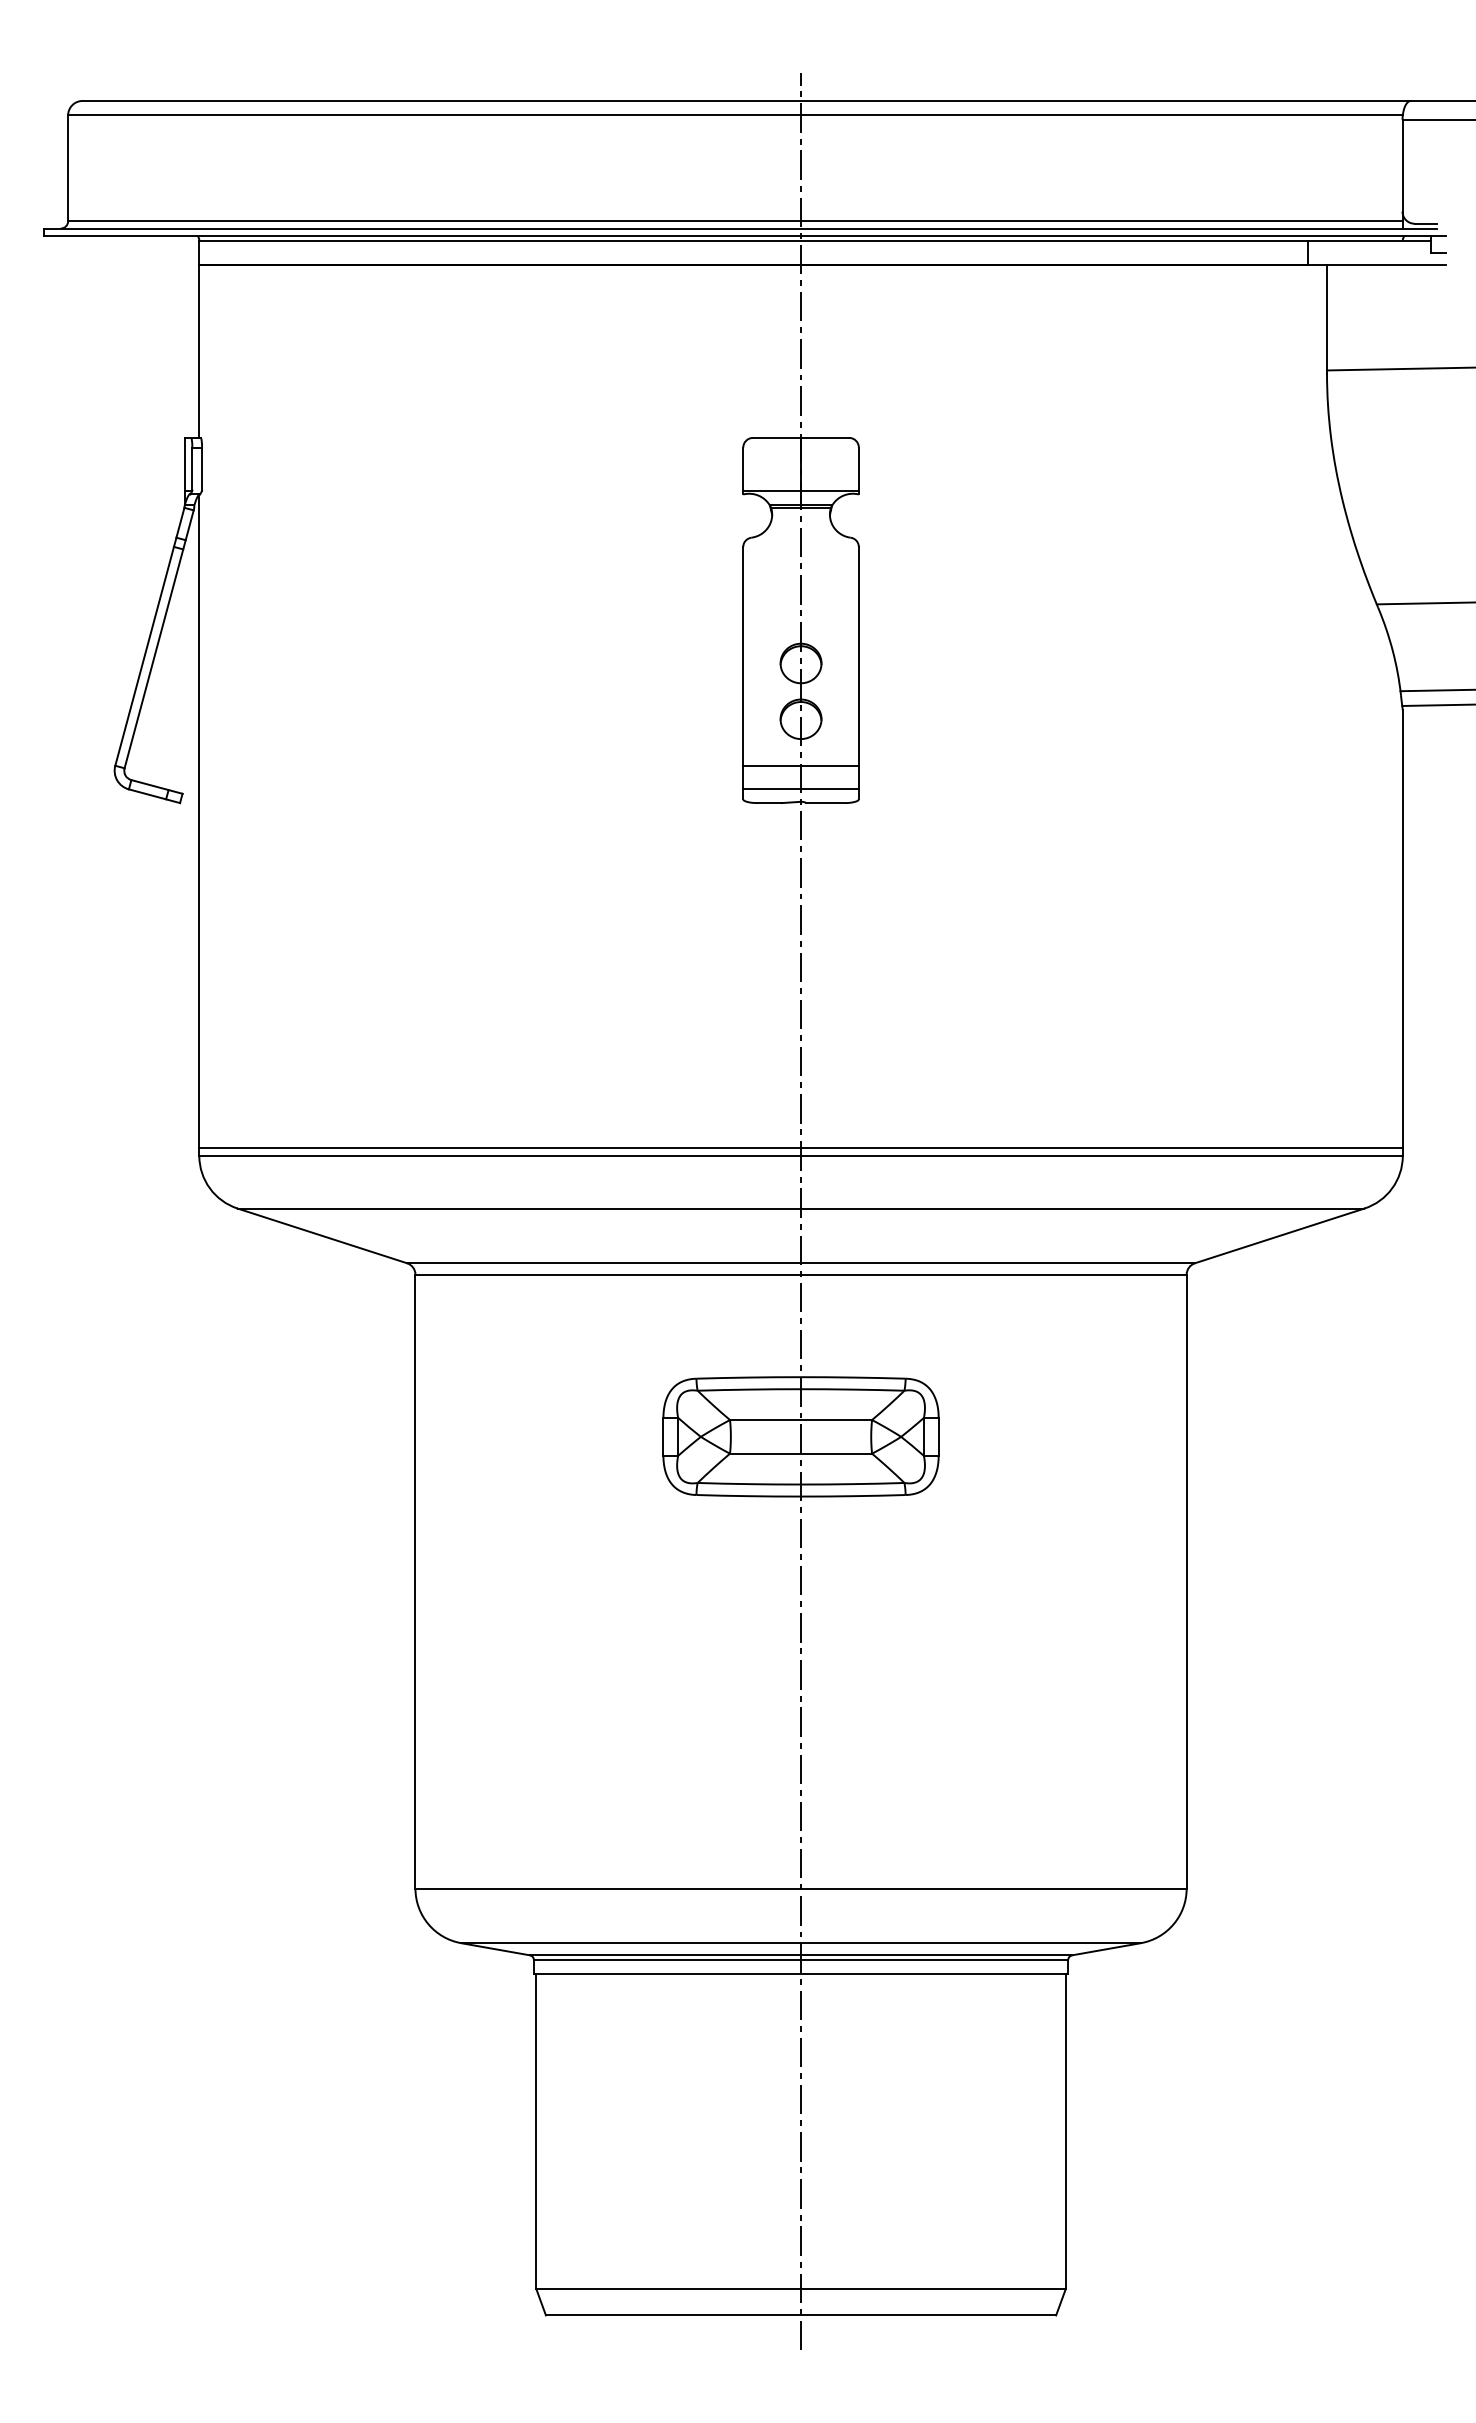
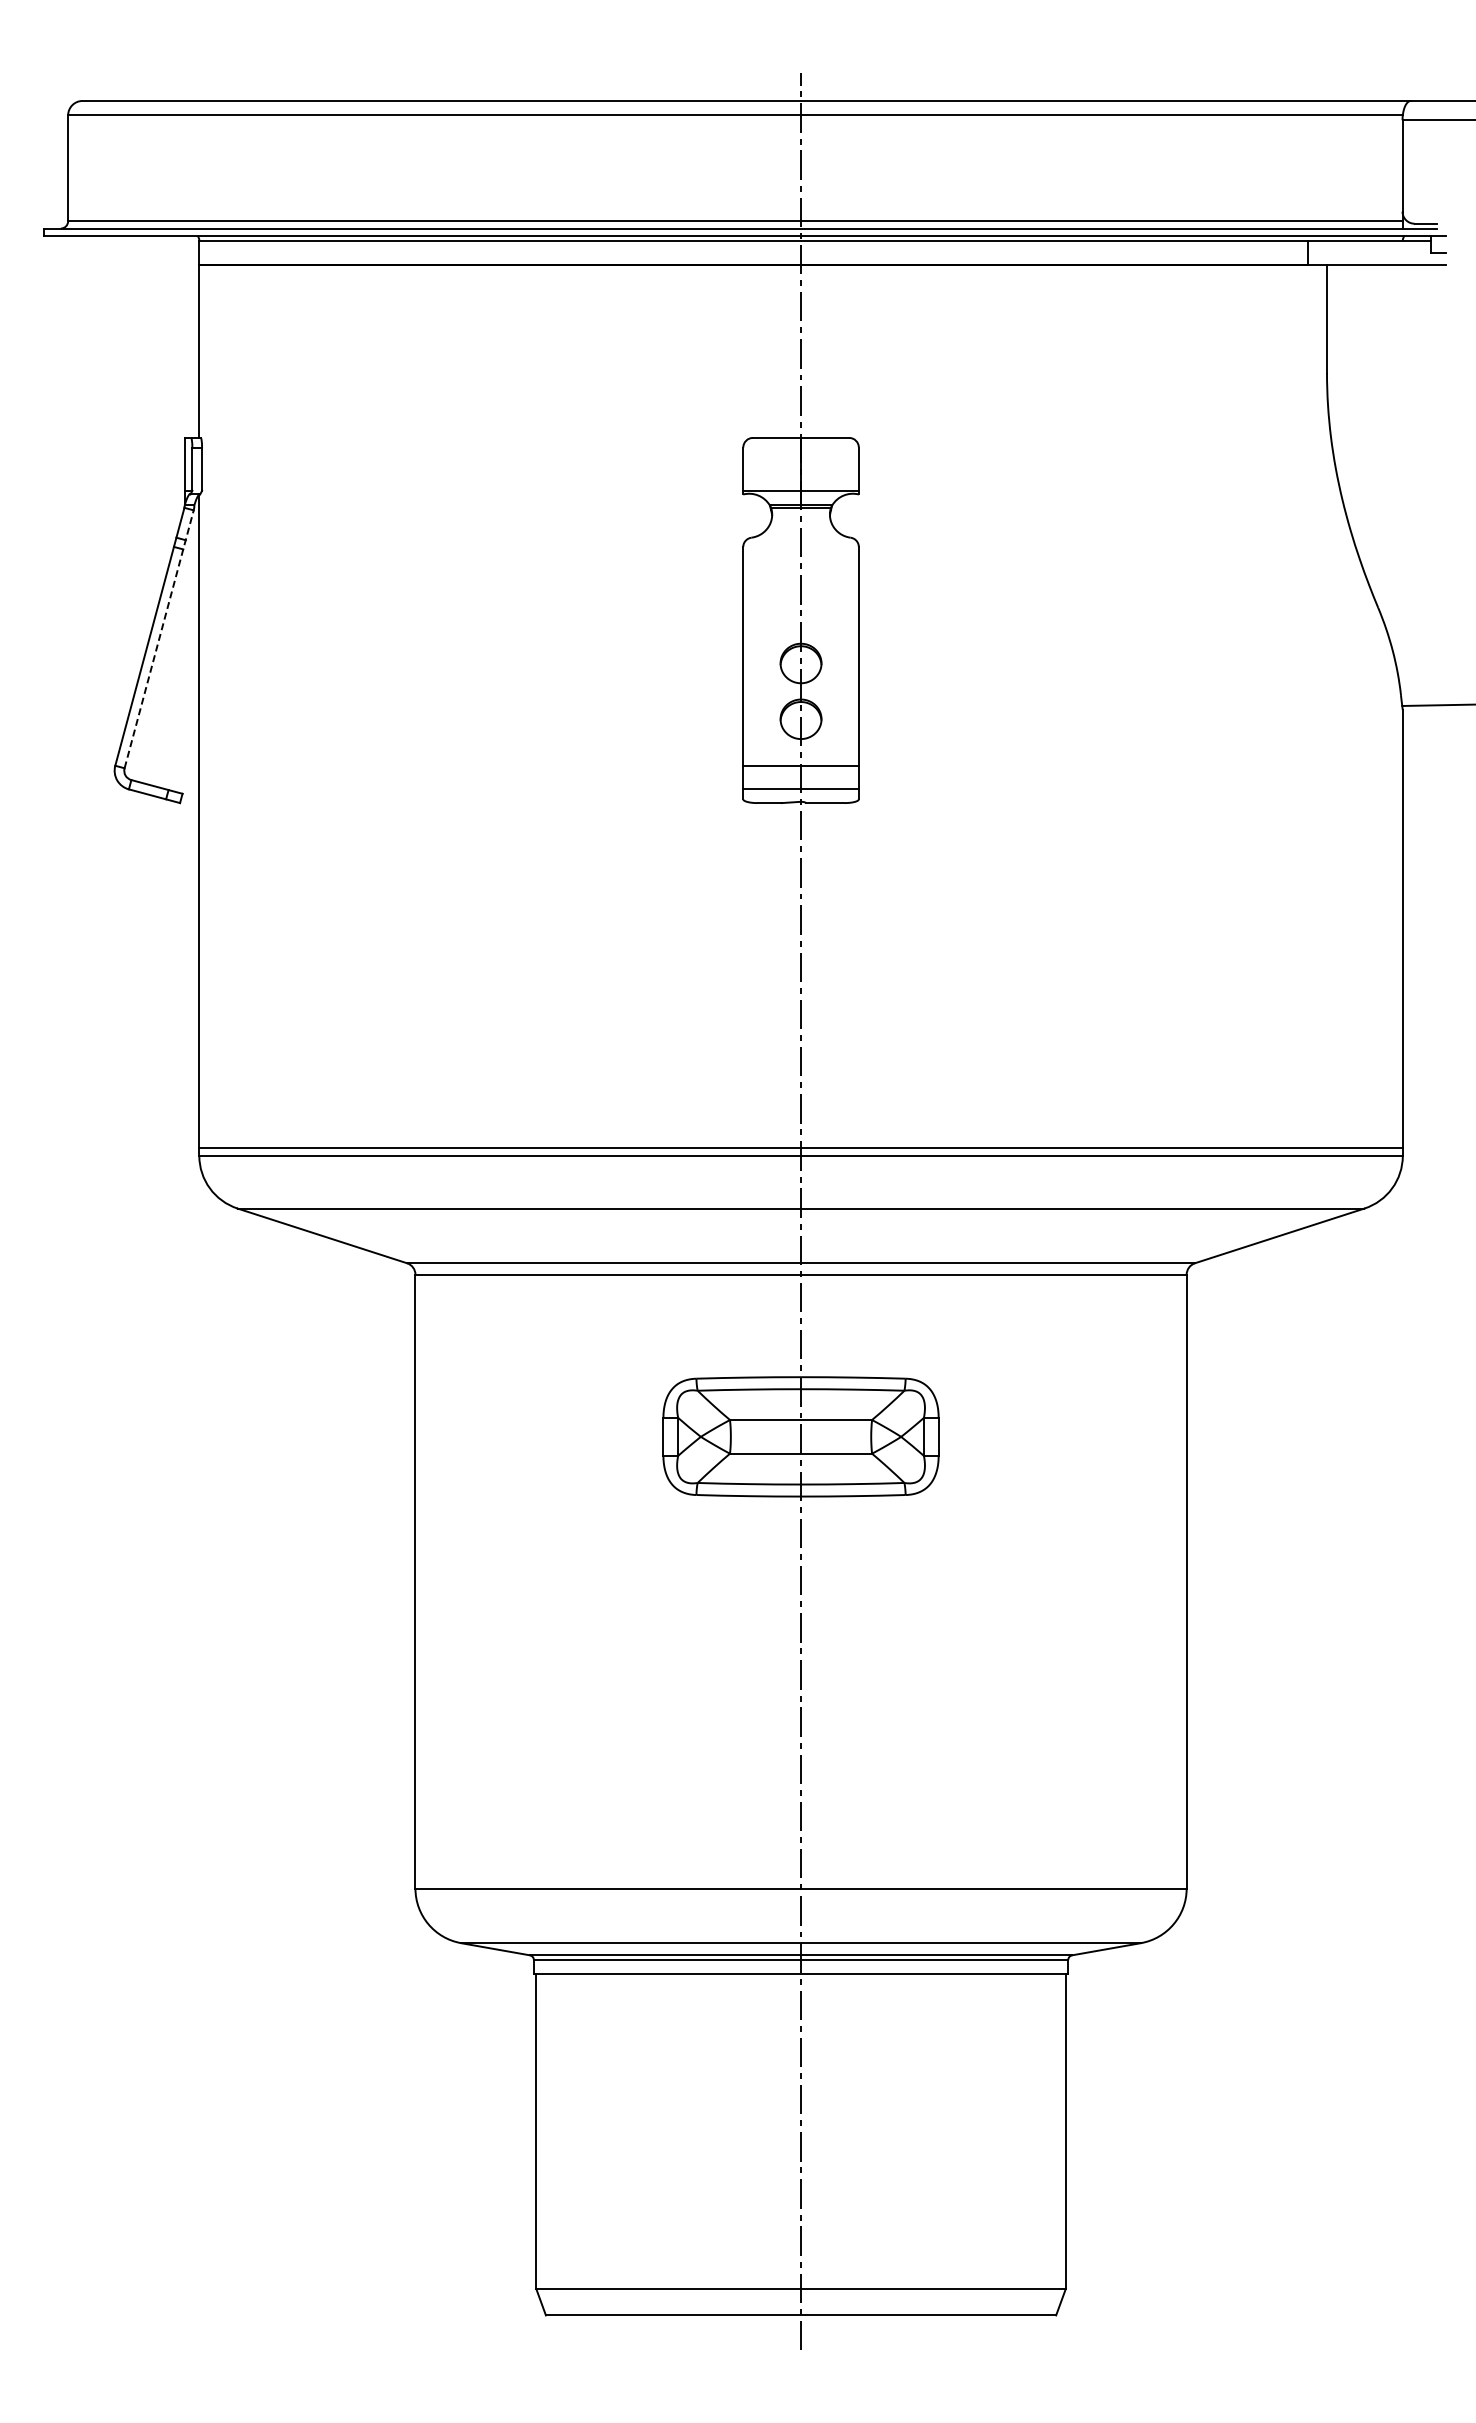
line: present -> none (1399, 368)
line: present -> none (1424, 603)
line: solid -> dashed (159, 639)
line: present -> none (1436, 690)
